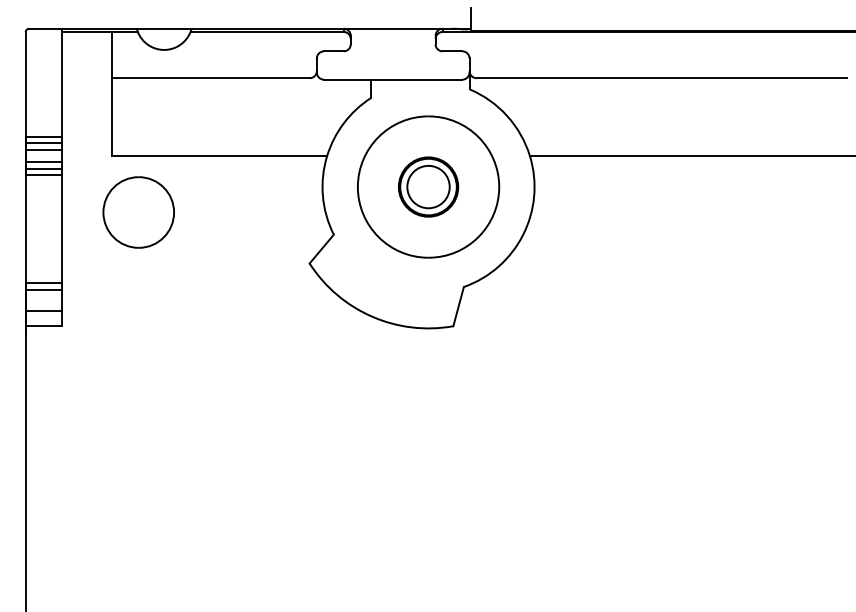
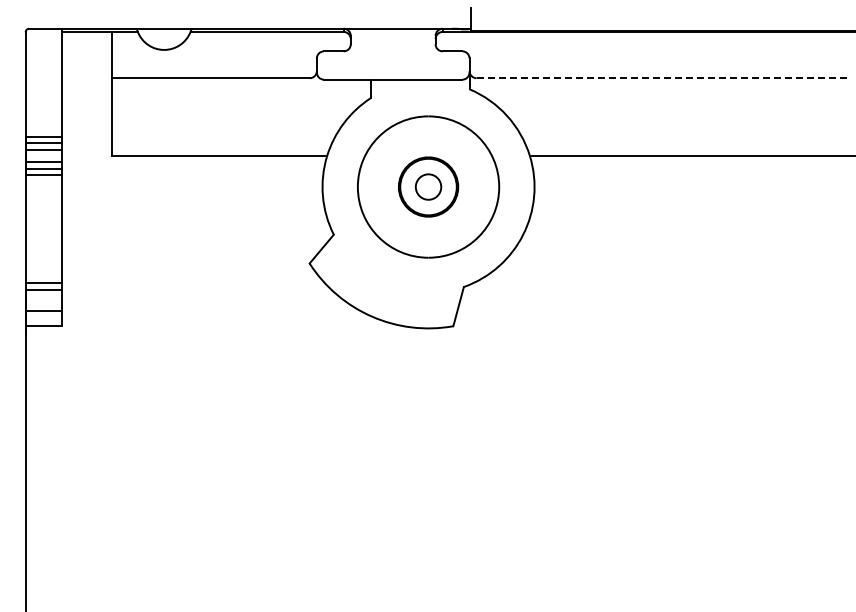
line: solid -> dashed (661, 78)
circle diameter: 42 px -> 25 px (428, 186)
part: present -> none (138, 212)
